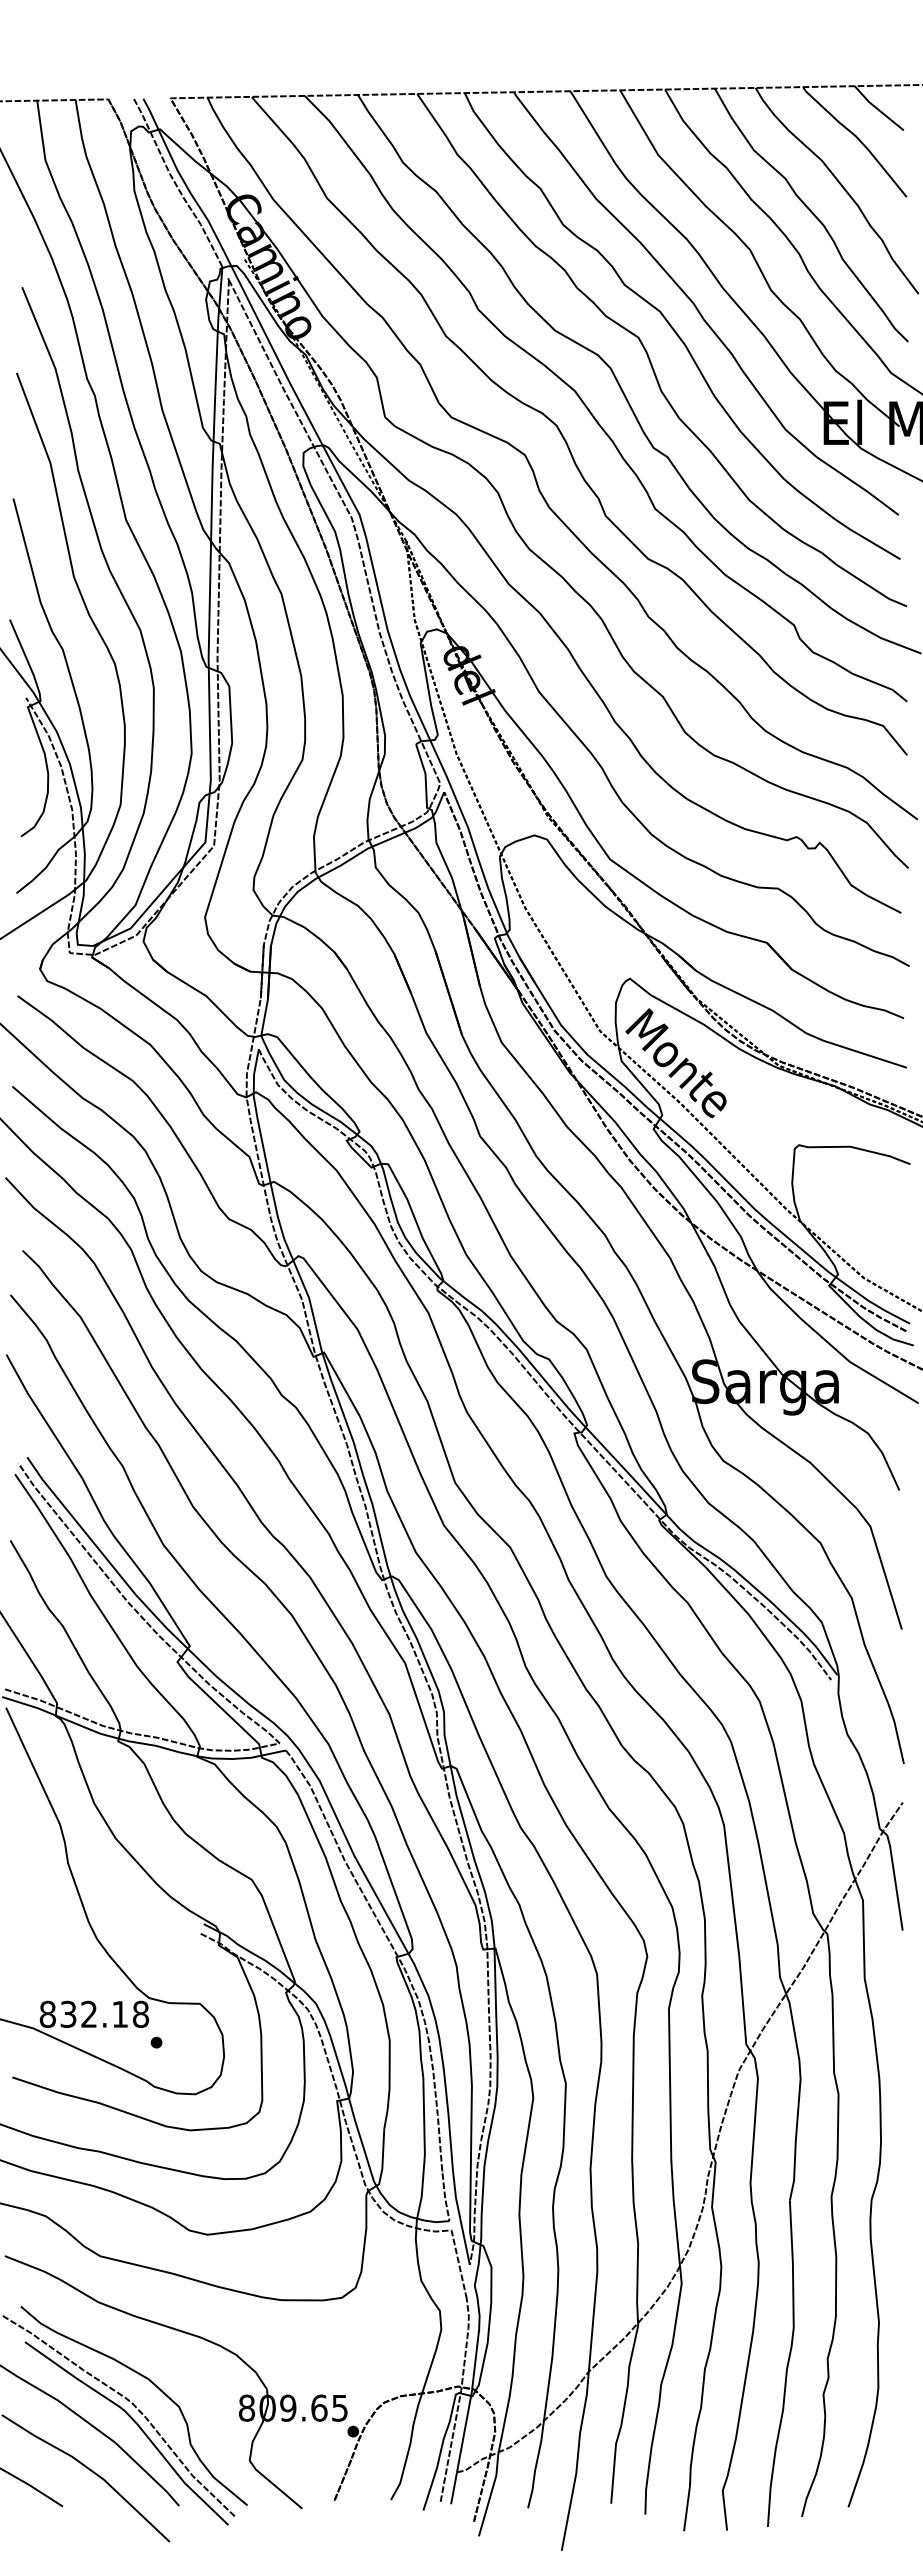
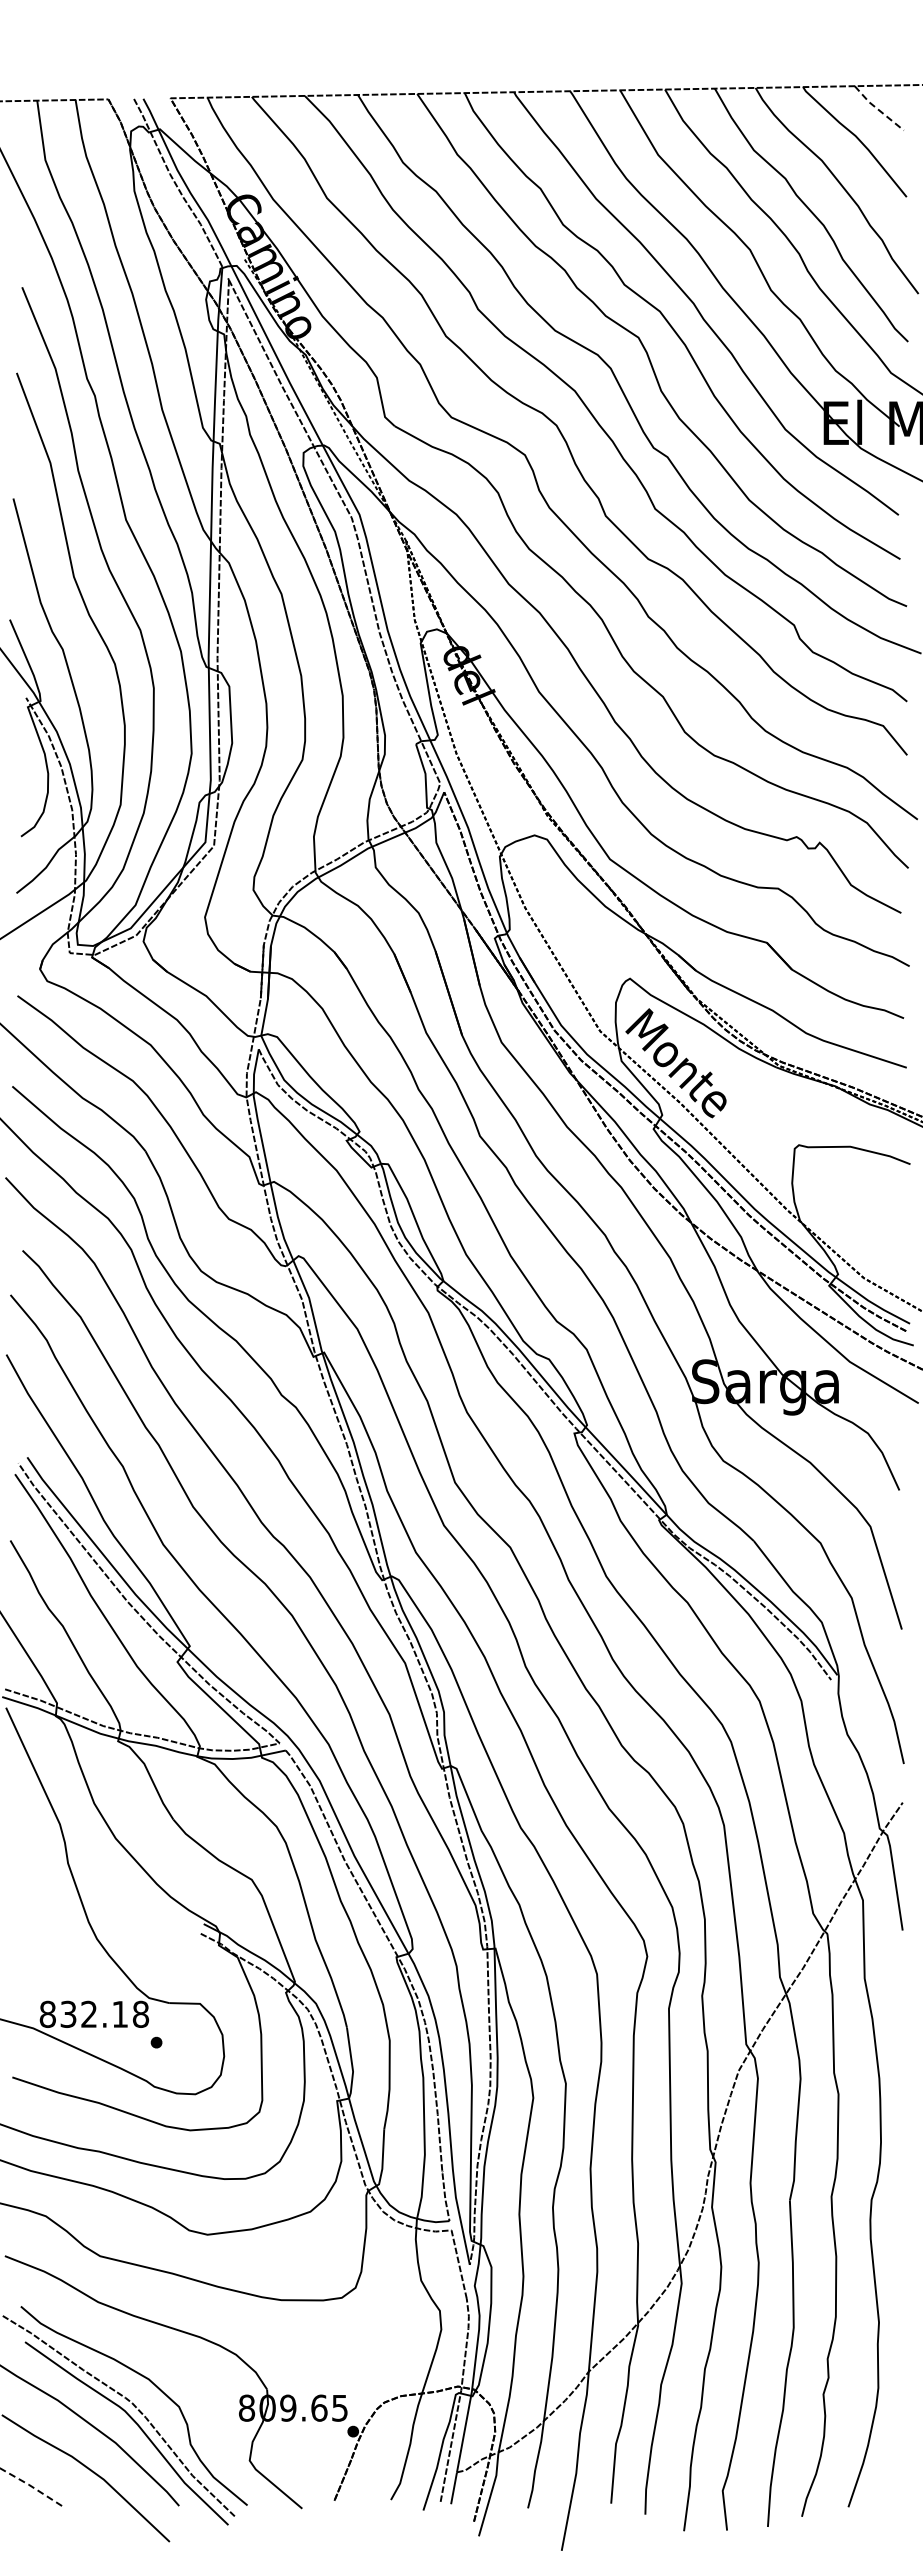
line: solid -> dashed (877, 109)
line: solid -> dashed (32, 2486)
